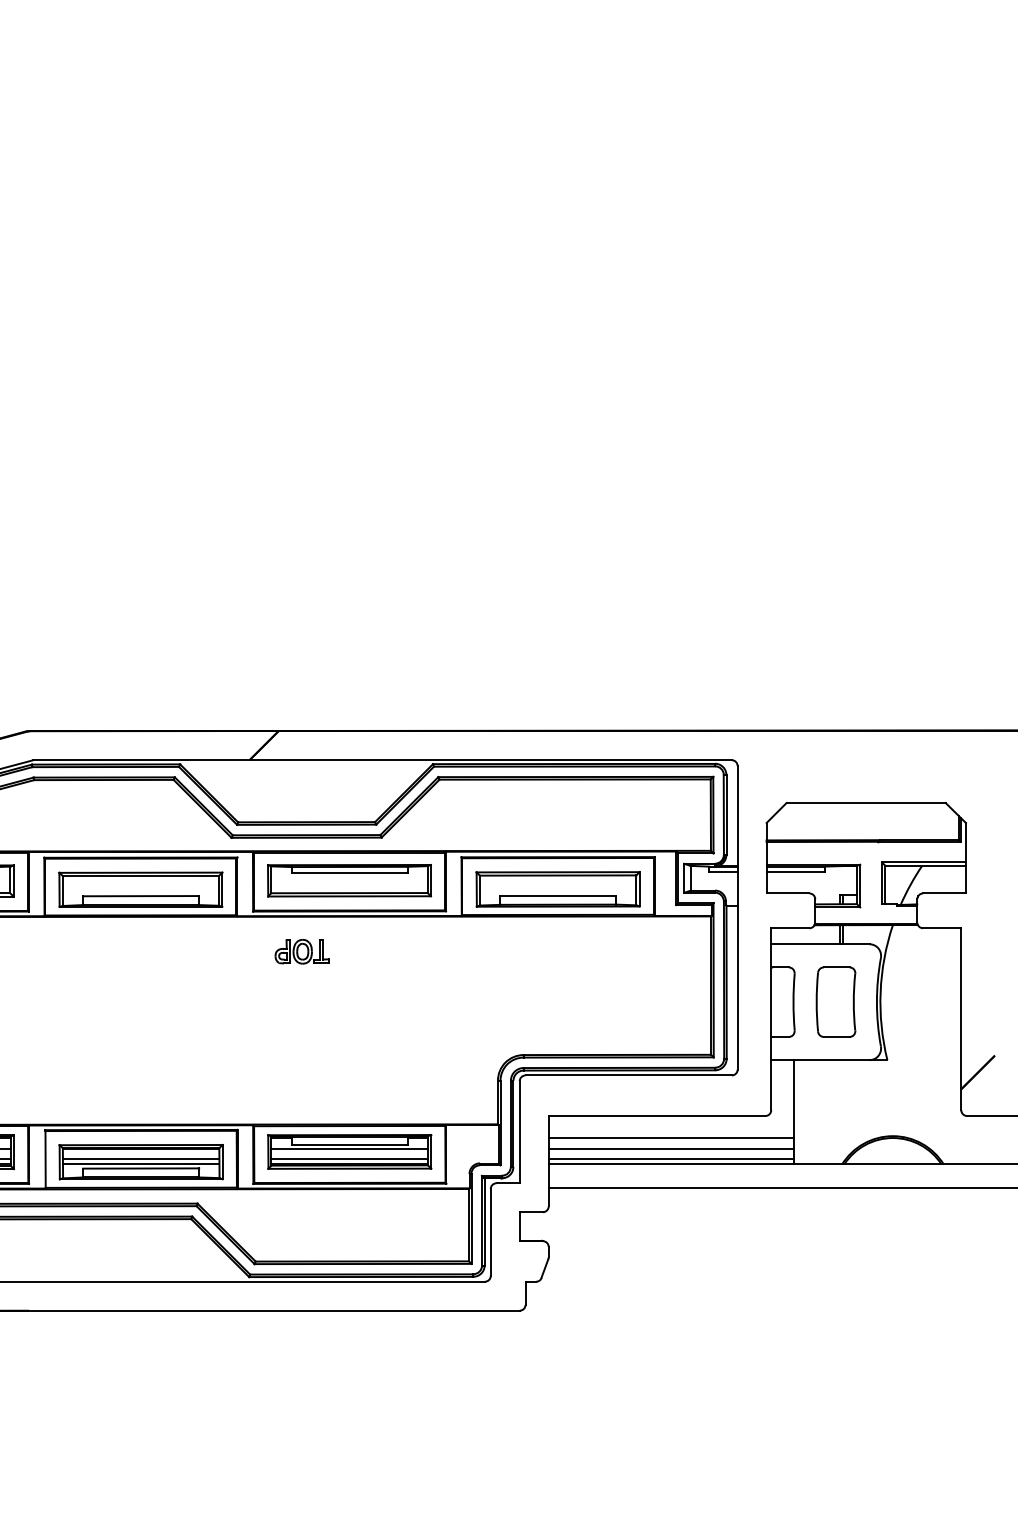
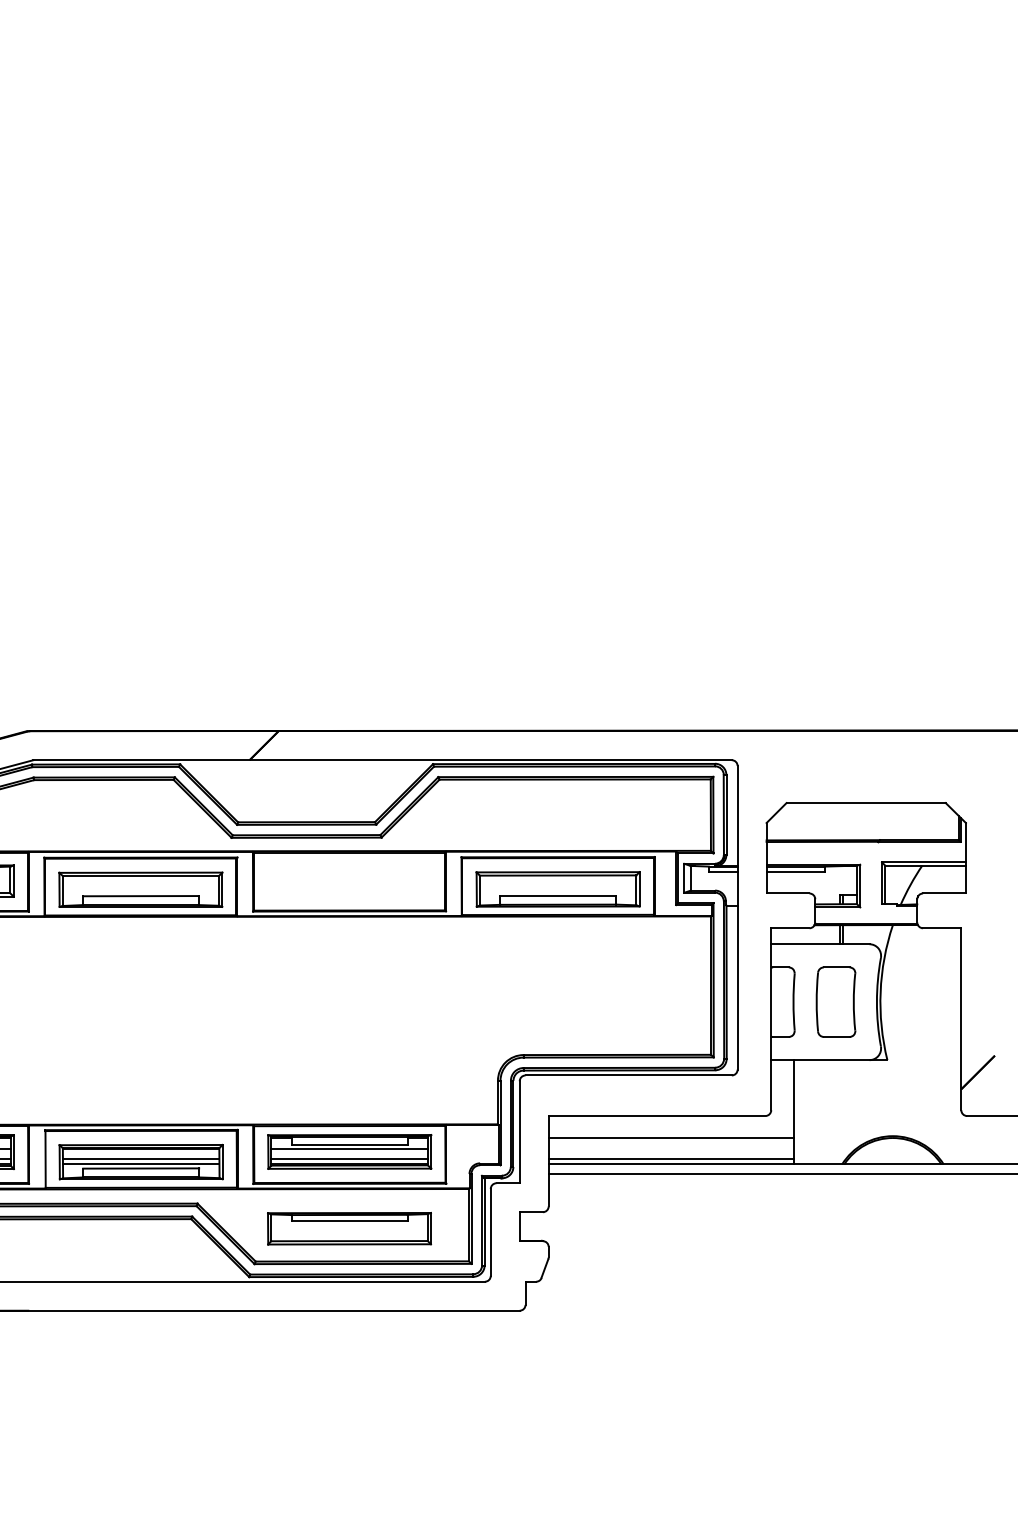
part position: (349, 880) -> (349, 1228) (349, 1228)
part: present -> none (301, 951)
line: present -> none (670, 1148)
line position: (781, 1187) -> (781, 1173) (781, 1173)
